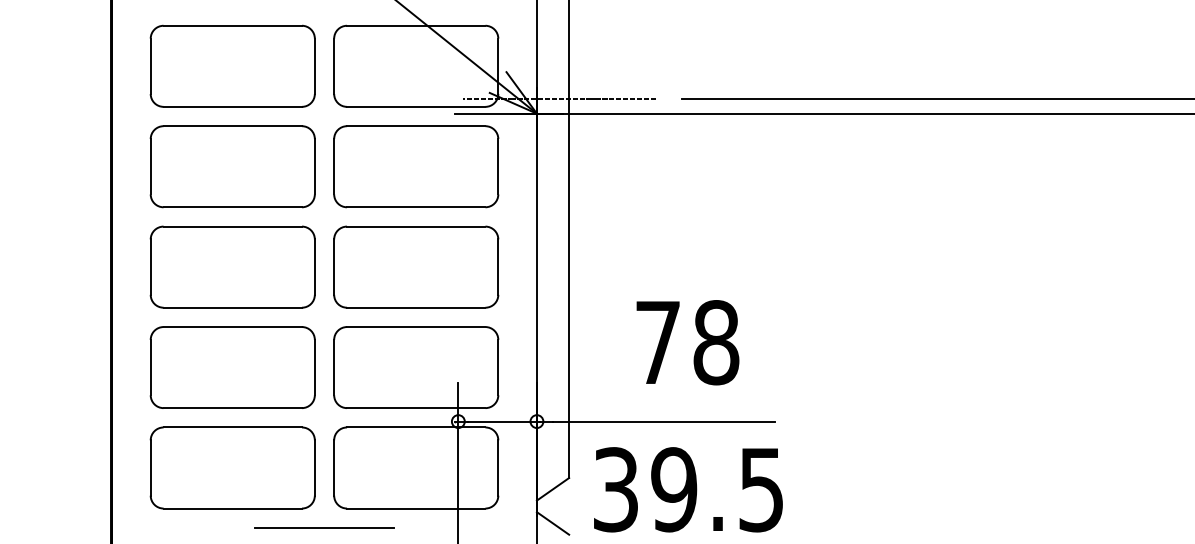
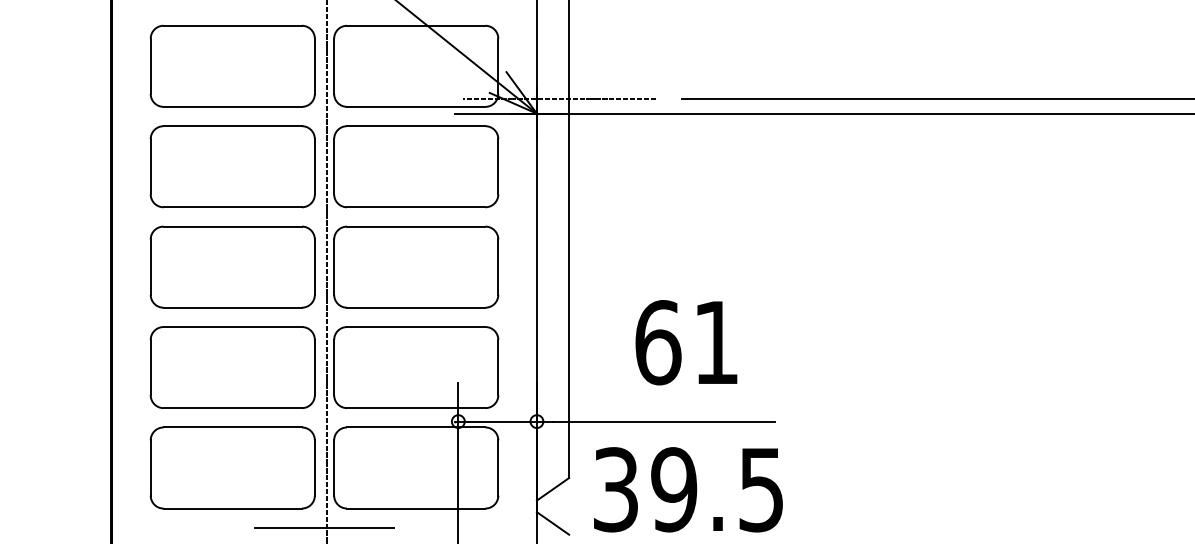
line: none -> present (327, 271)
text: 78 -> 61 (687, 342)
